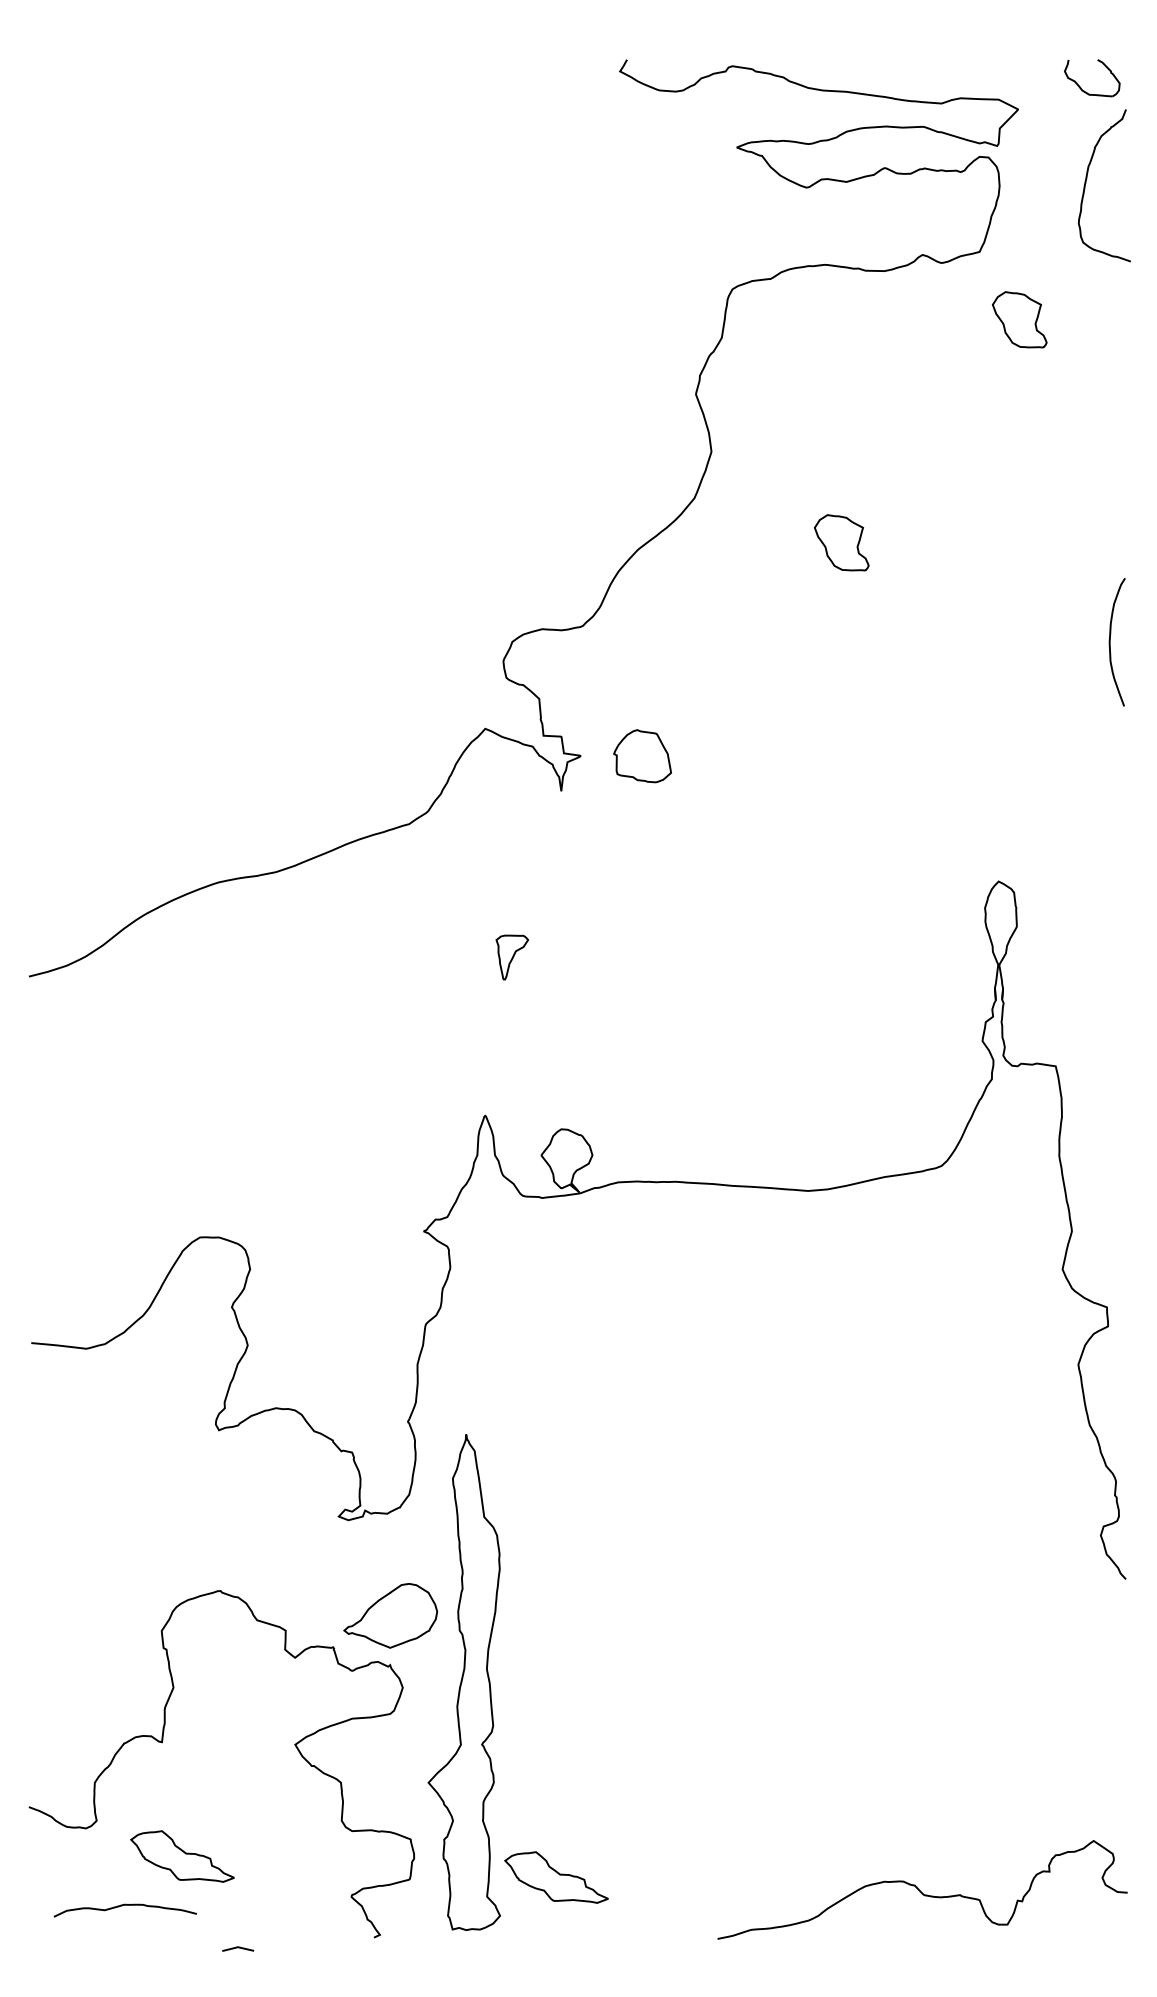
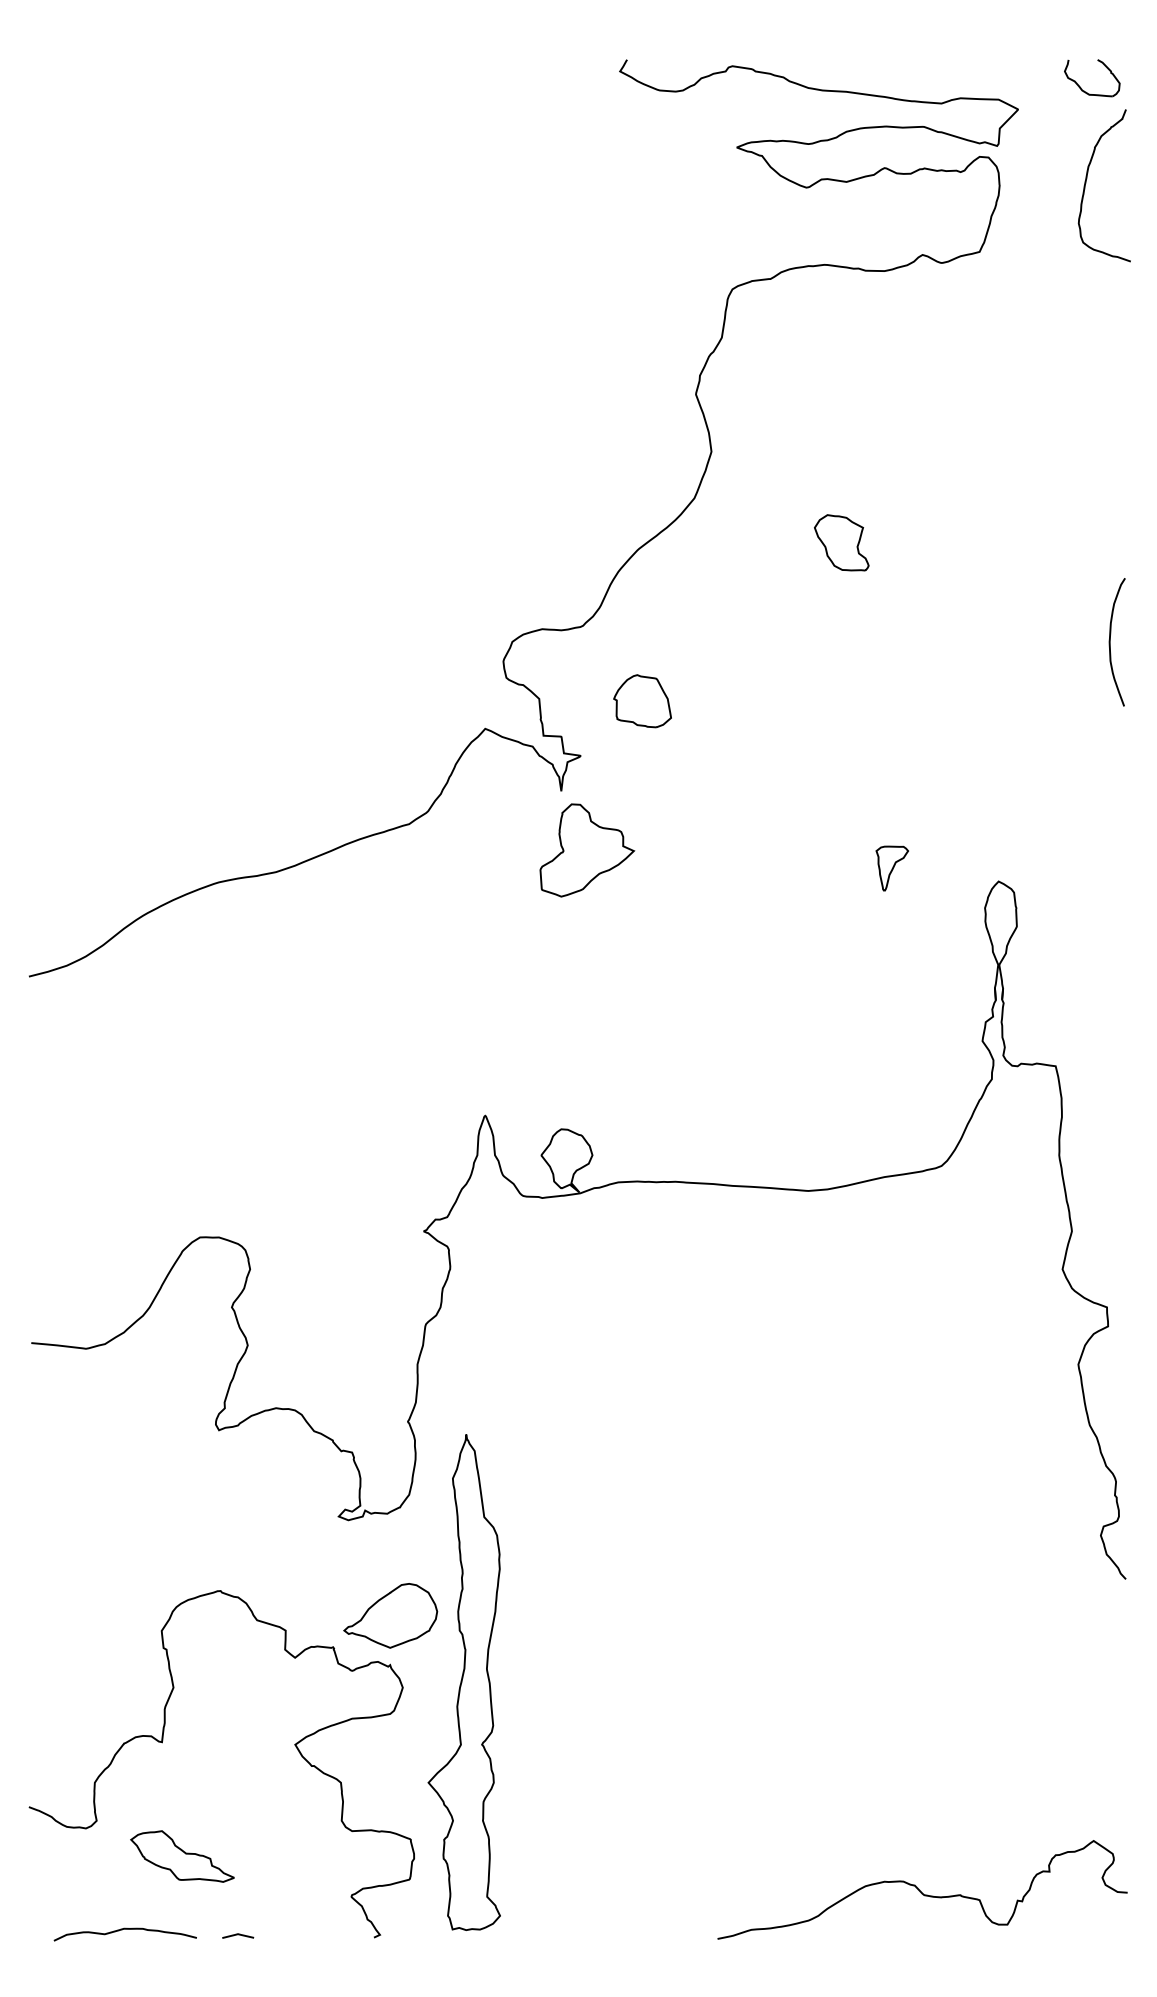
part: present -> none (1019, 319)
part position: (642, 756) -> (642, 701) (642, 701)
part: none -> present (587, 850)
part position: (511, 957) -> (891, 868) (891, 868)
part: present -> none (556, 1877)
curve position: (122, 1906) -> (122, 1930) (122, 1930)
curve position: (238, 1948) -> (238, 1935) (238, 1935)
